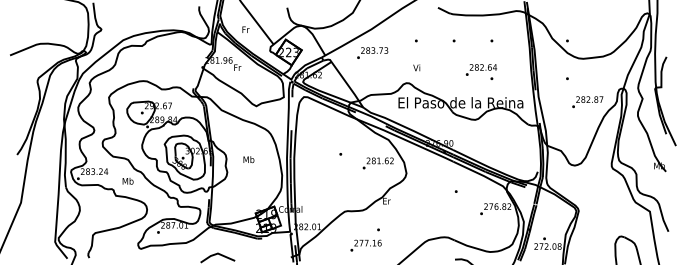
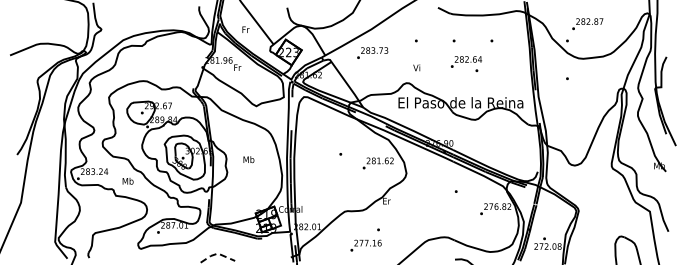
text position: (480, 71) -> (465, 63) (465, 63)
text position: (587, 102) -> (587, 24) (587, 24)
line: solid -> dashed (217, 253)
